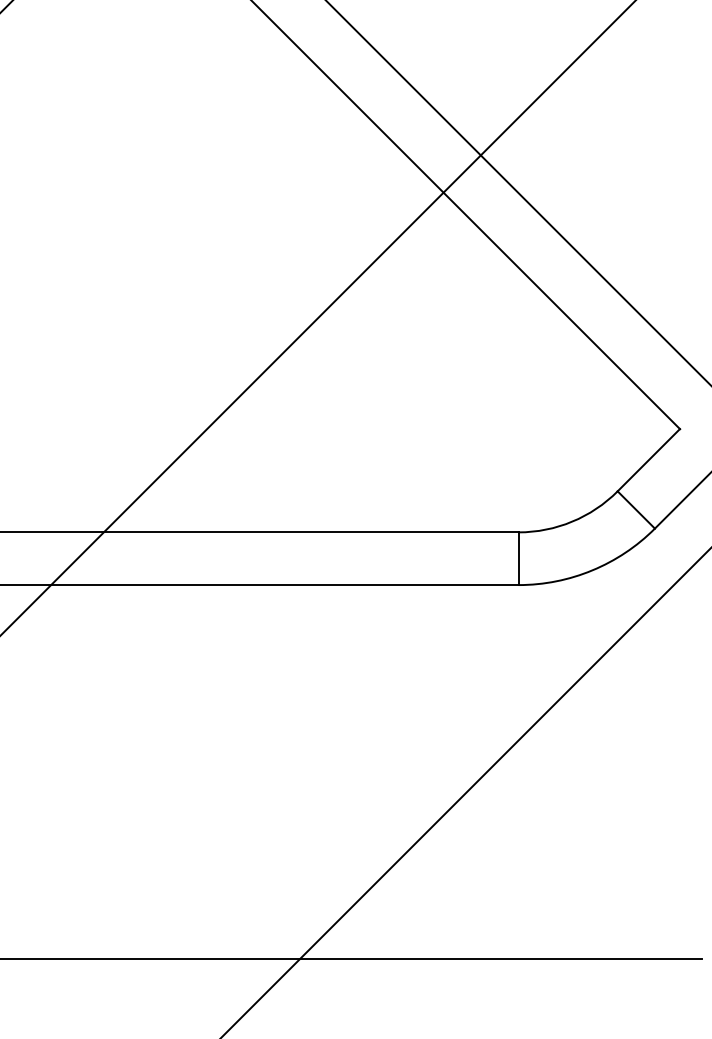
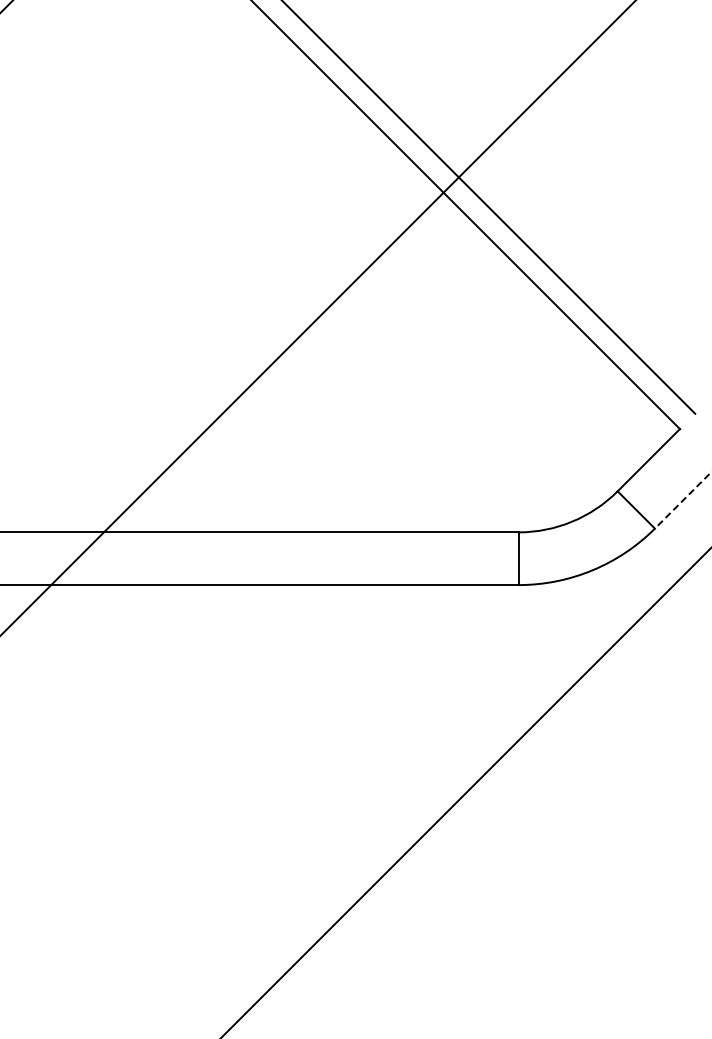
line position: (518, 192) -> (489, 207) (489, 207)
line: solid -> dashed (682, 500)
line: present -> none (351, 958)
